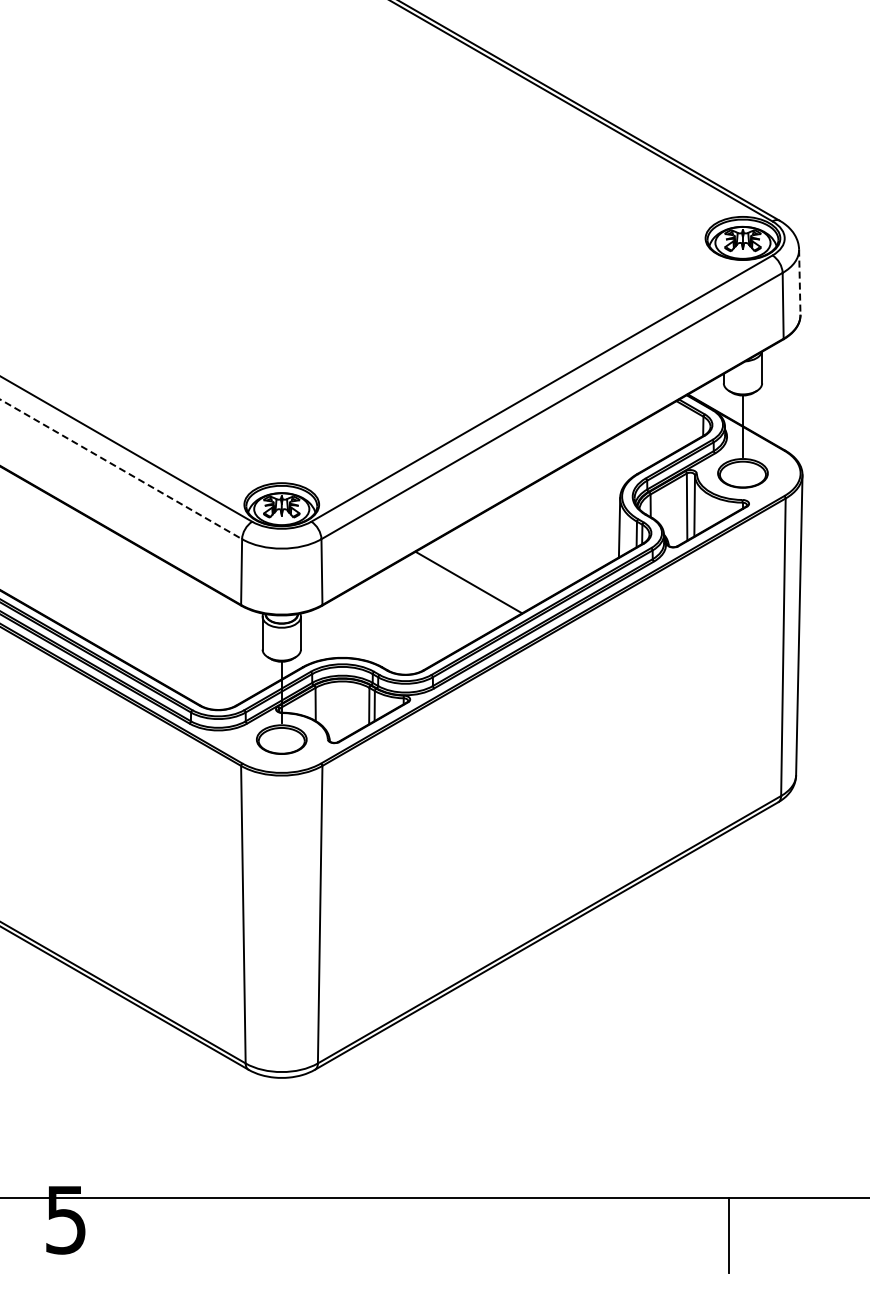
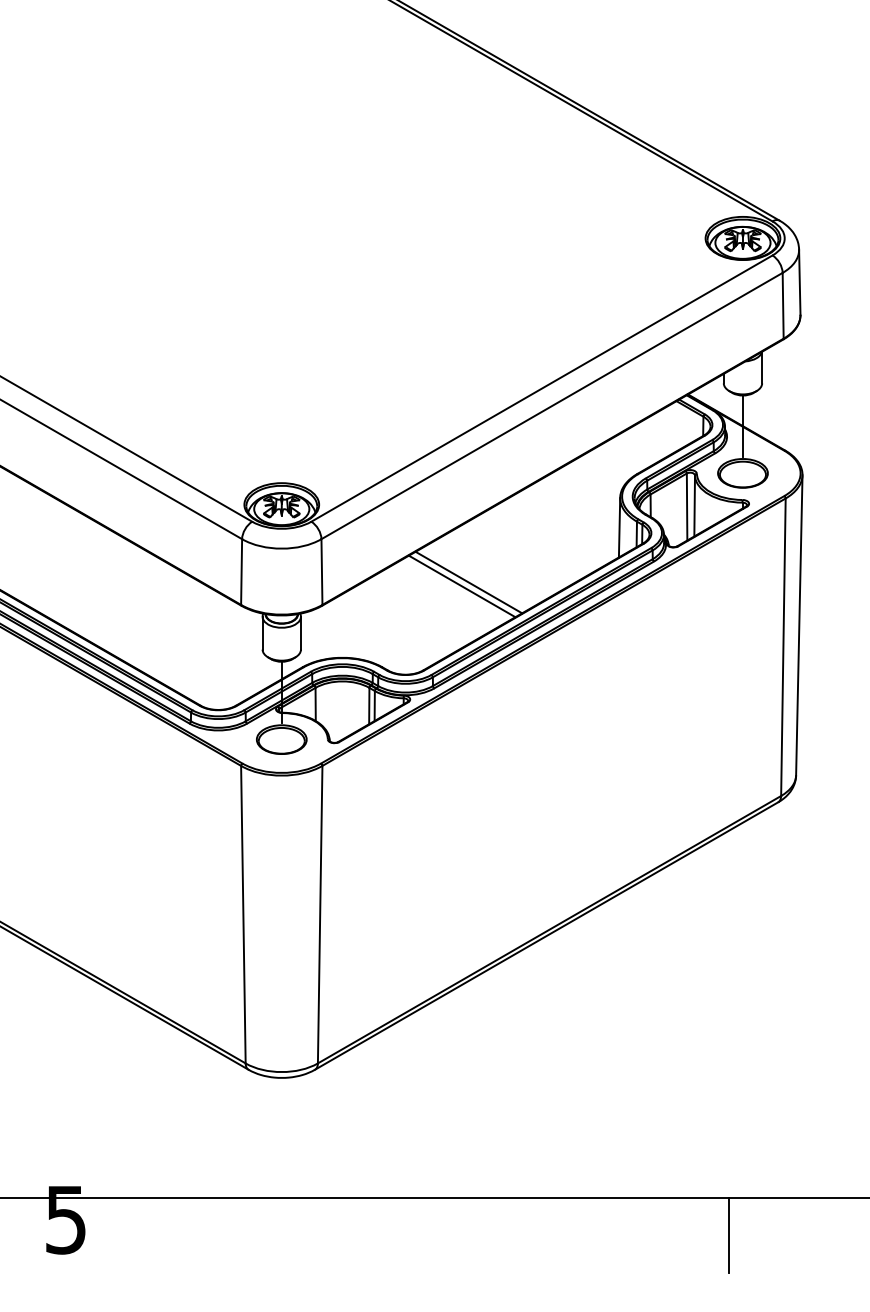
line: dashed -> solid (799, 282)
line: dashed -> solid (121, 469)
line: none -> present (461, 586)
